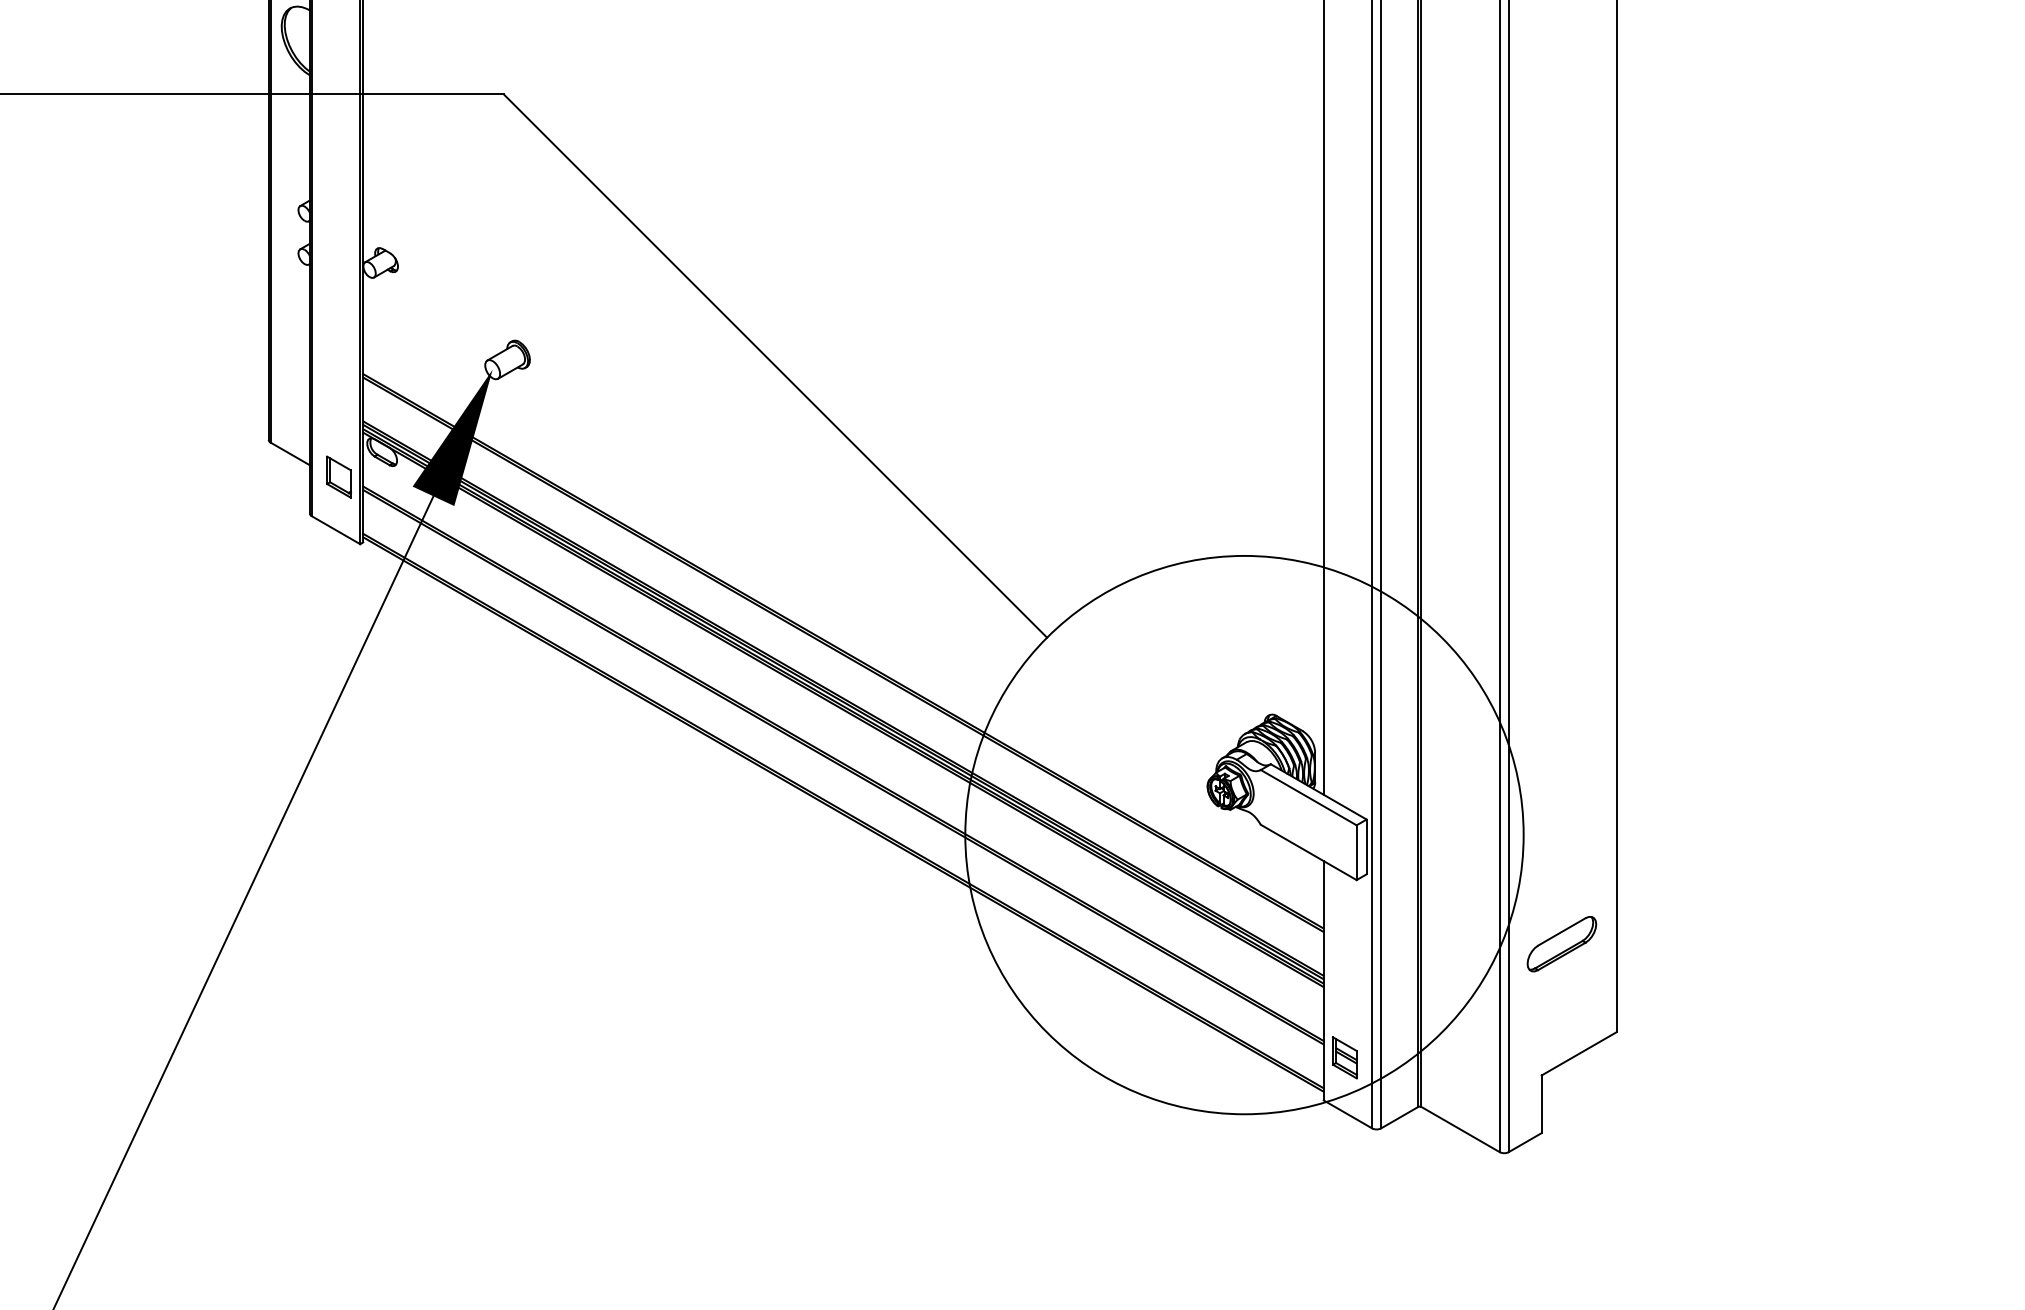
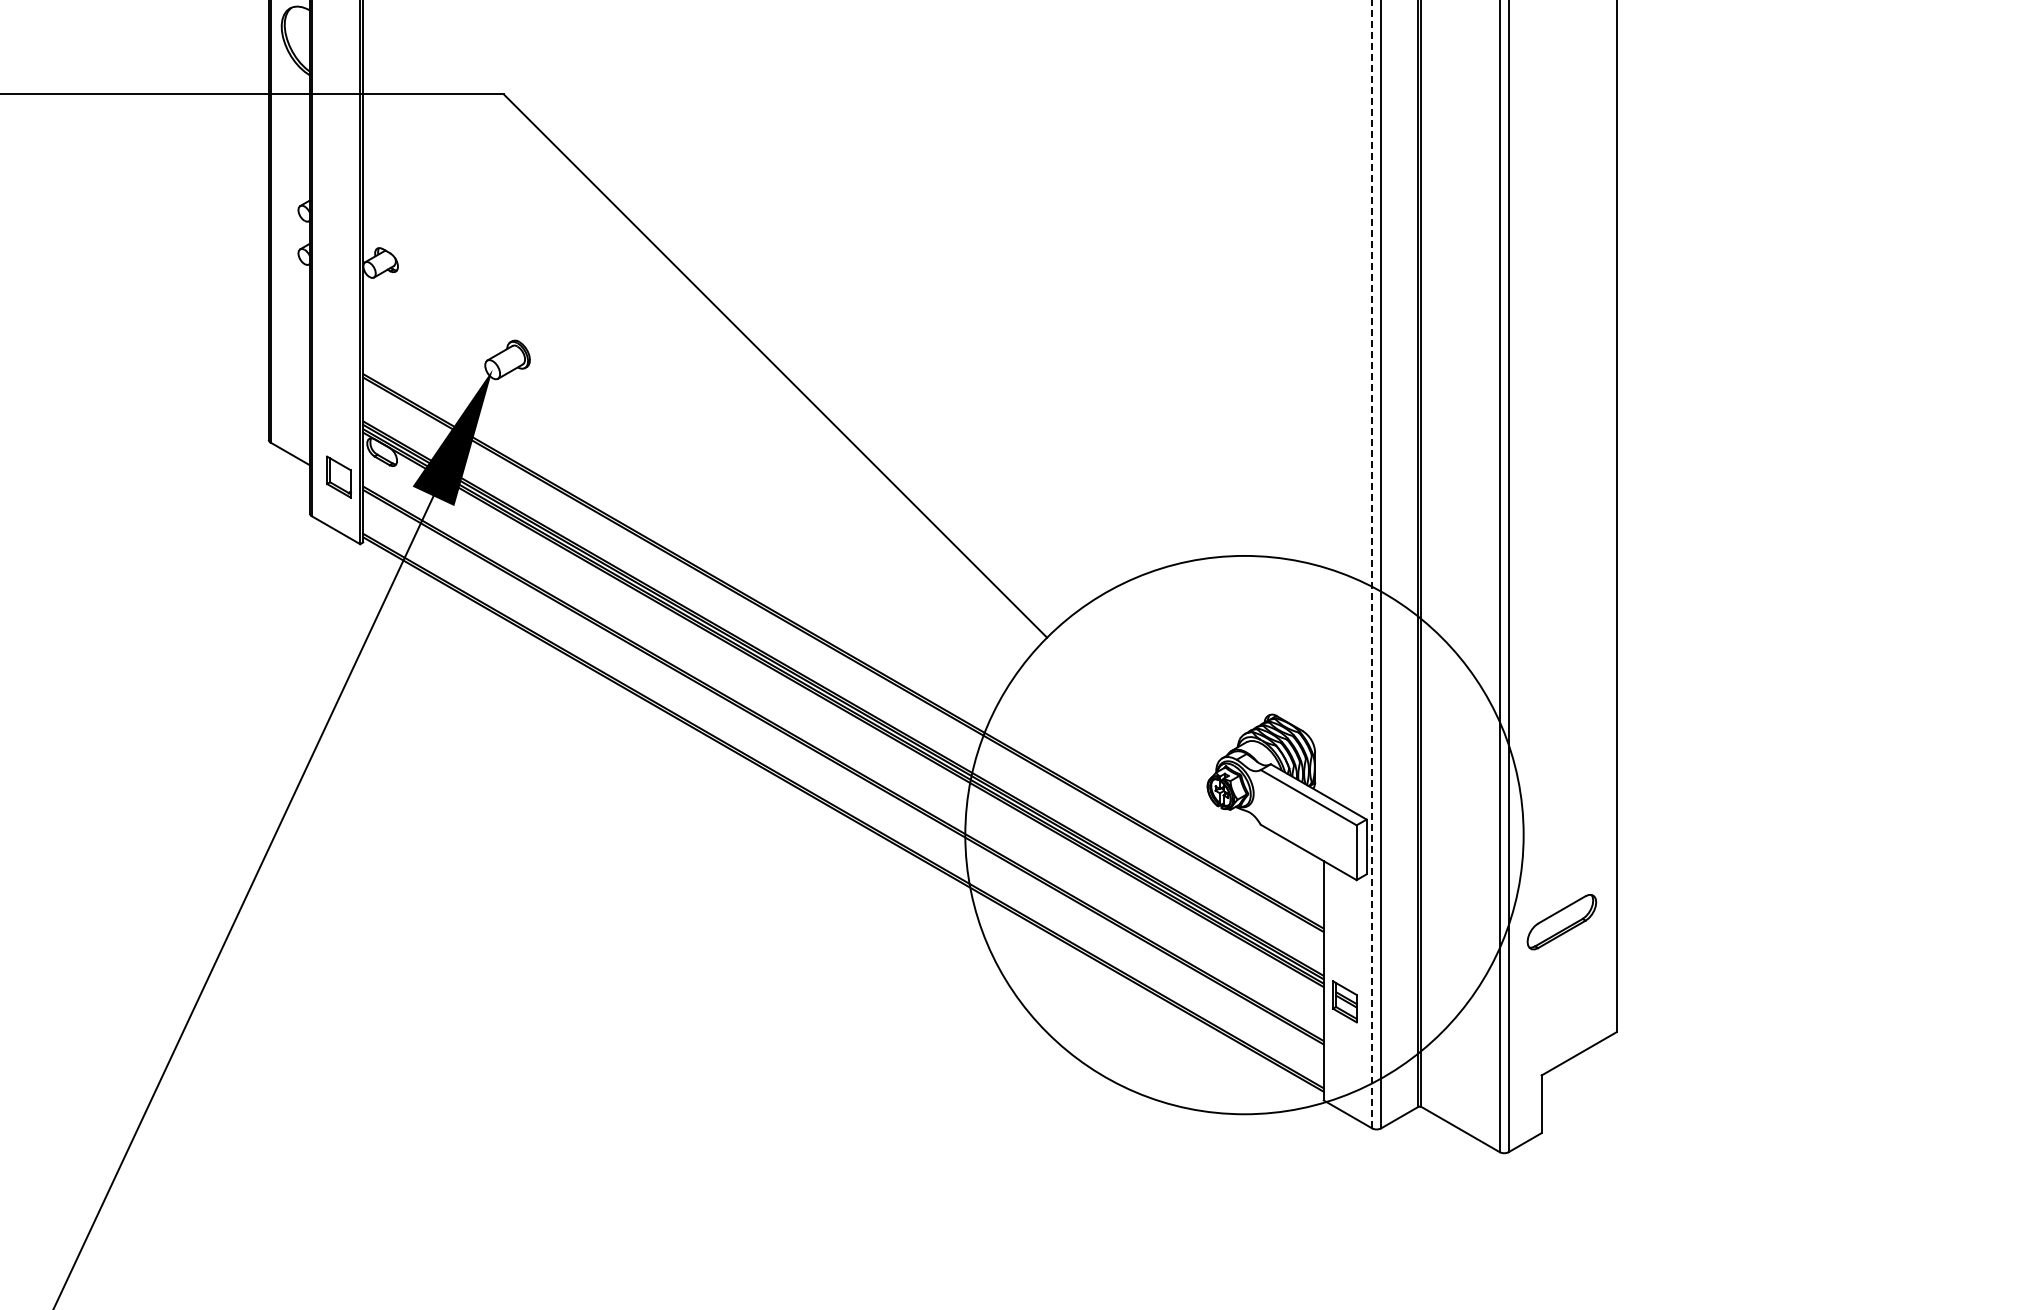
line: present -> none (1323, 398)
line: solid -> dashed (1372, 564)
part position: (1561, 944) -> (1561, 922) (1561, 922)
part position: (1344, 1057) -> (1344, 1001) (1344, 1001)
